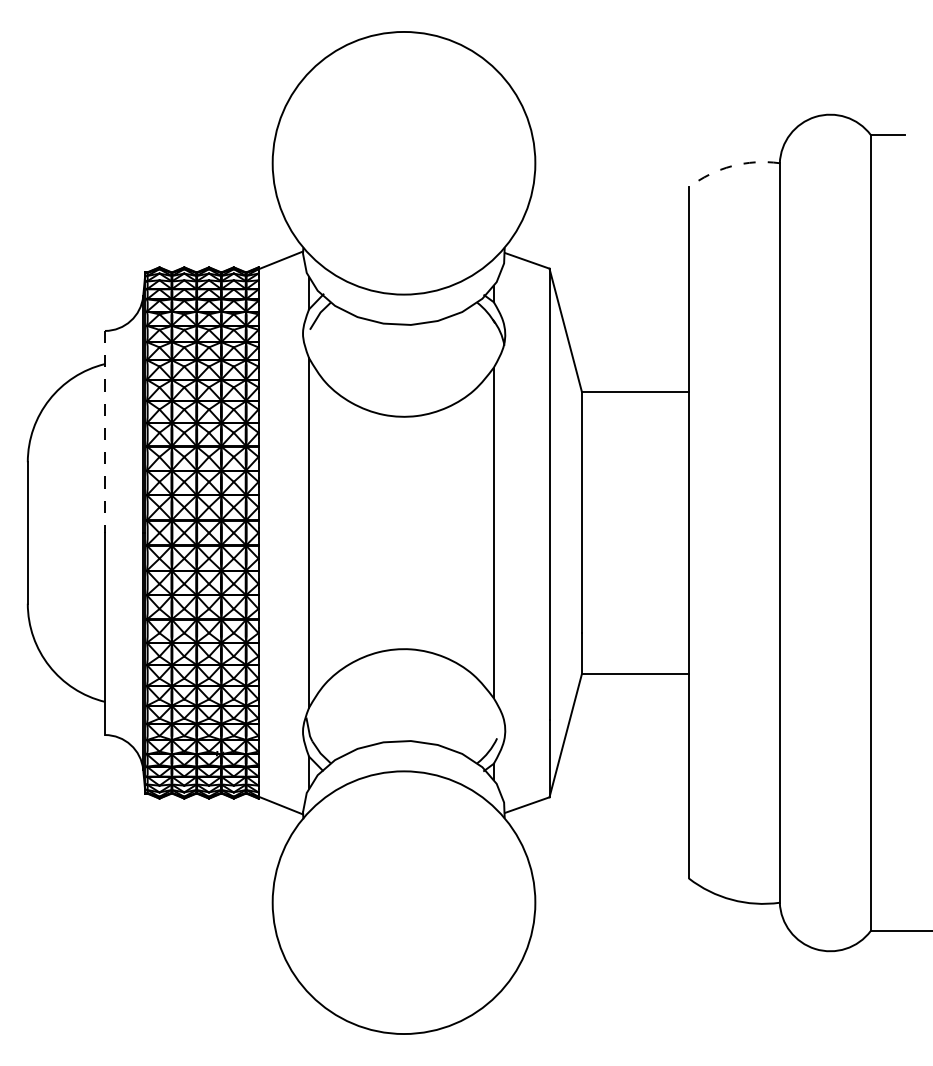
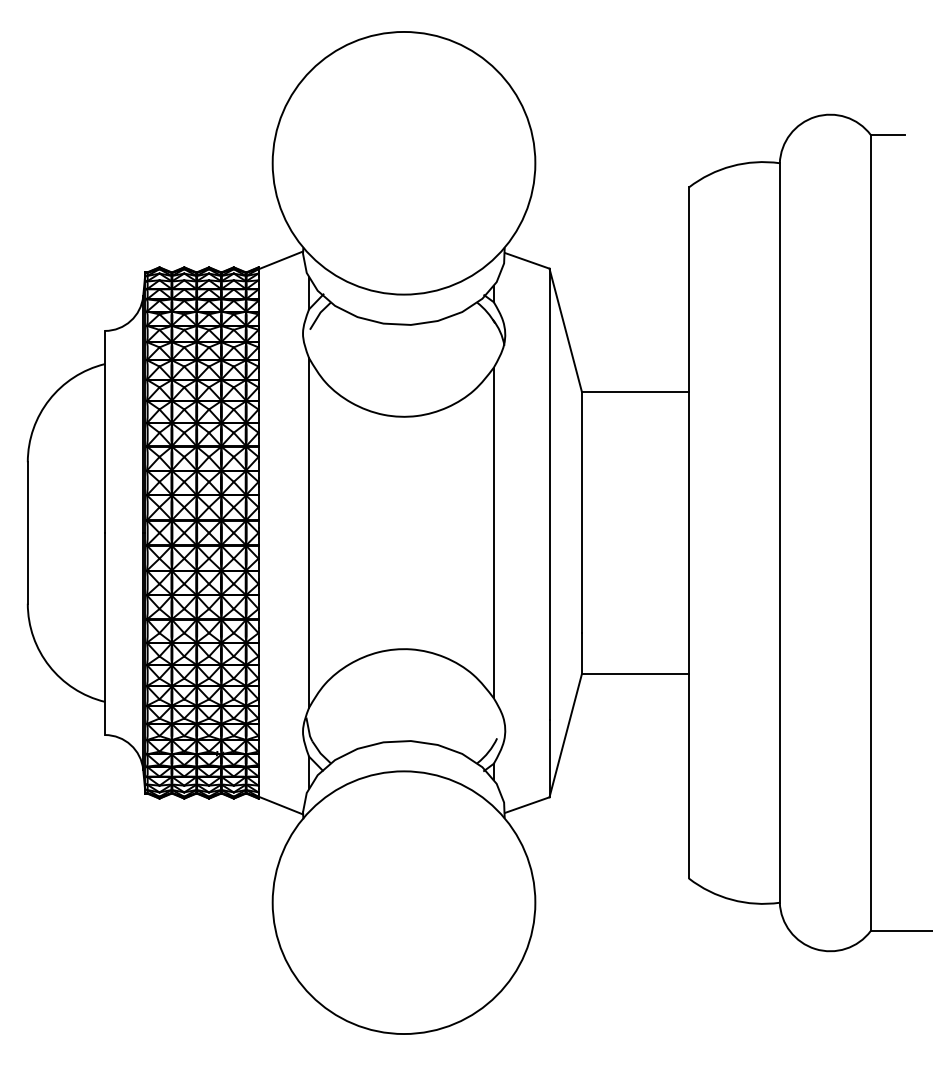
arc: dashed -> solid (731, 166)
line: dashed -> solid (105, 432)
